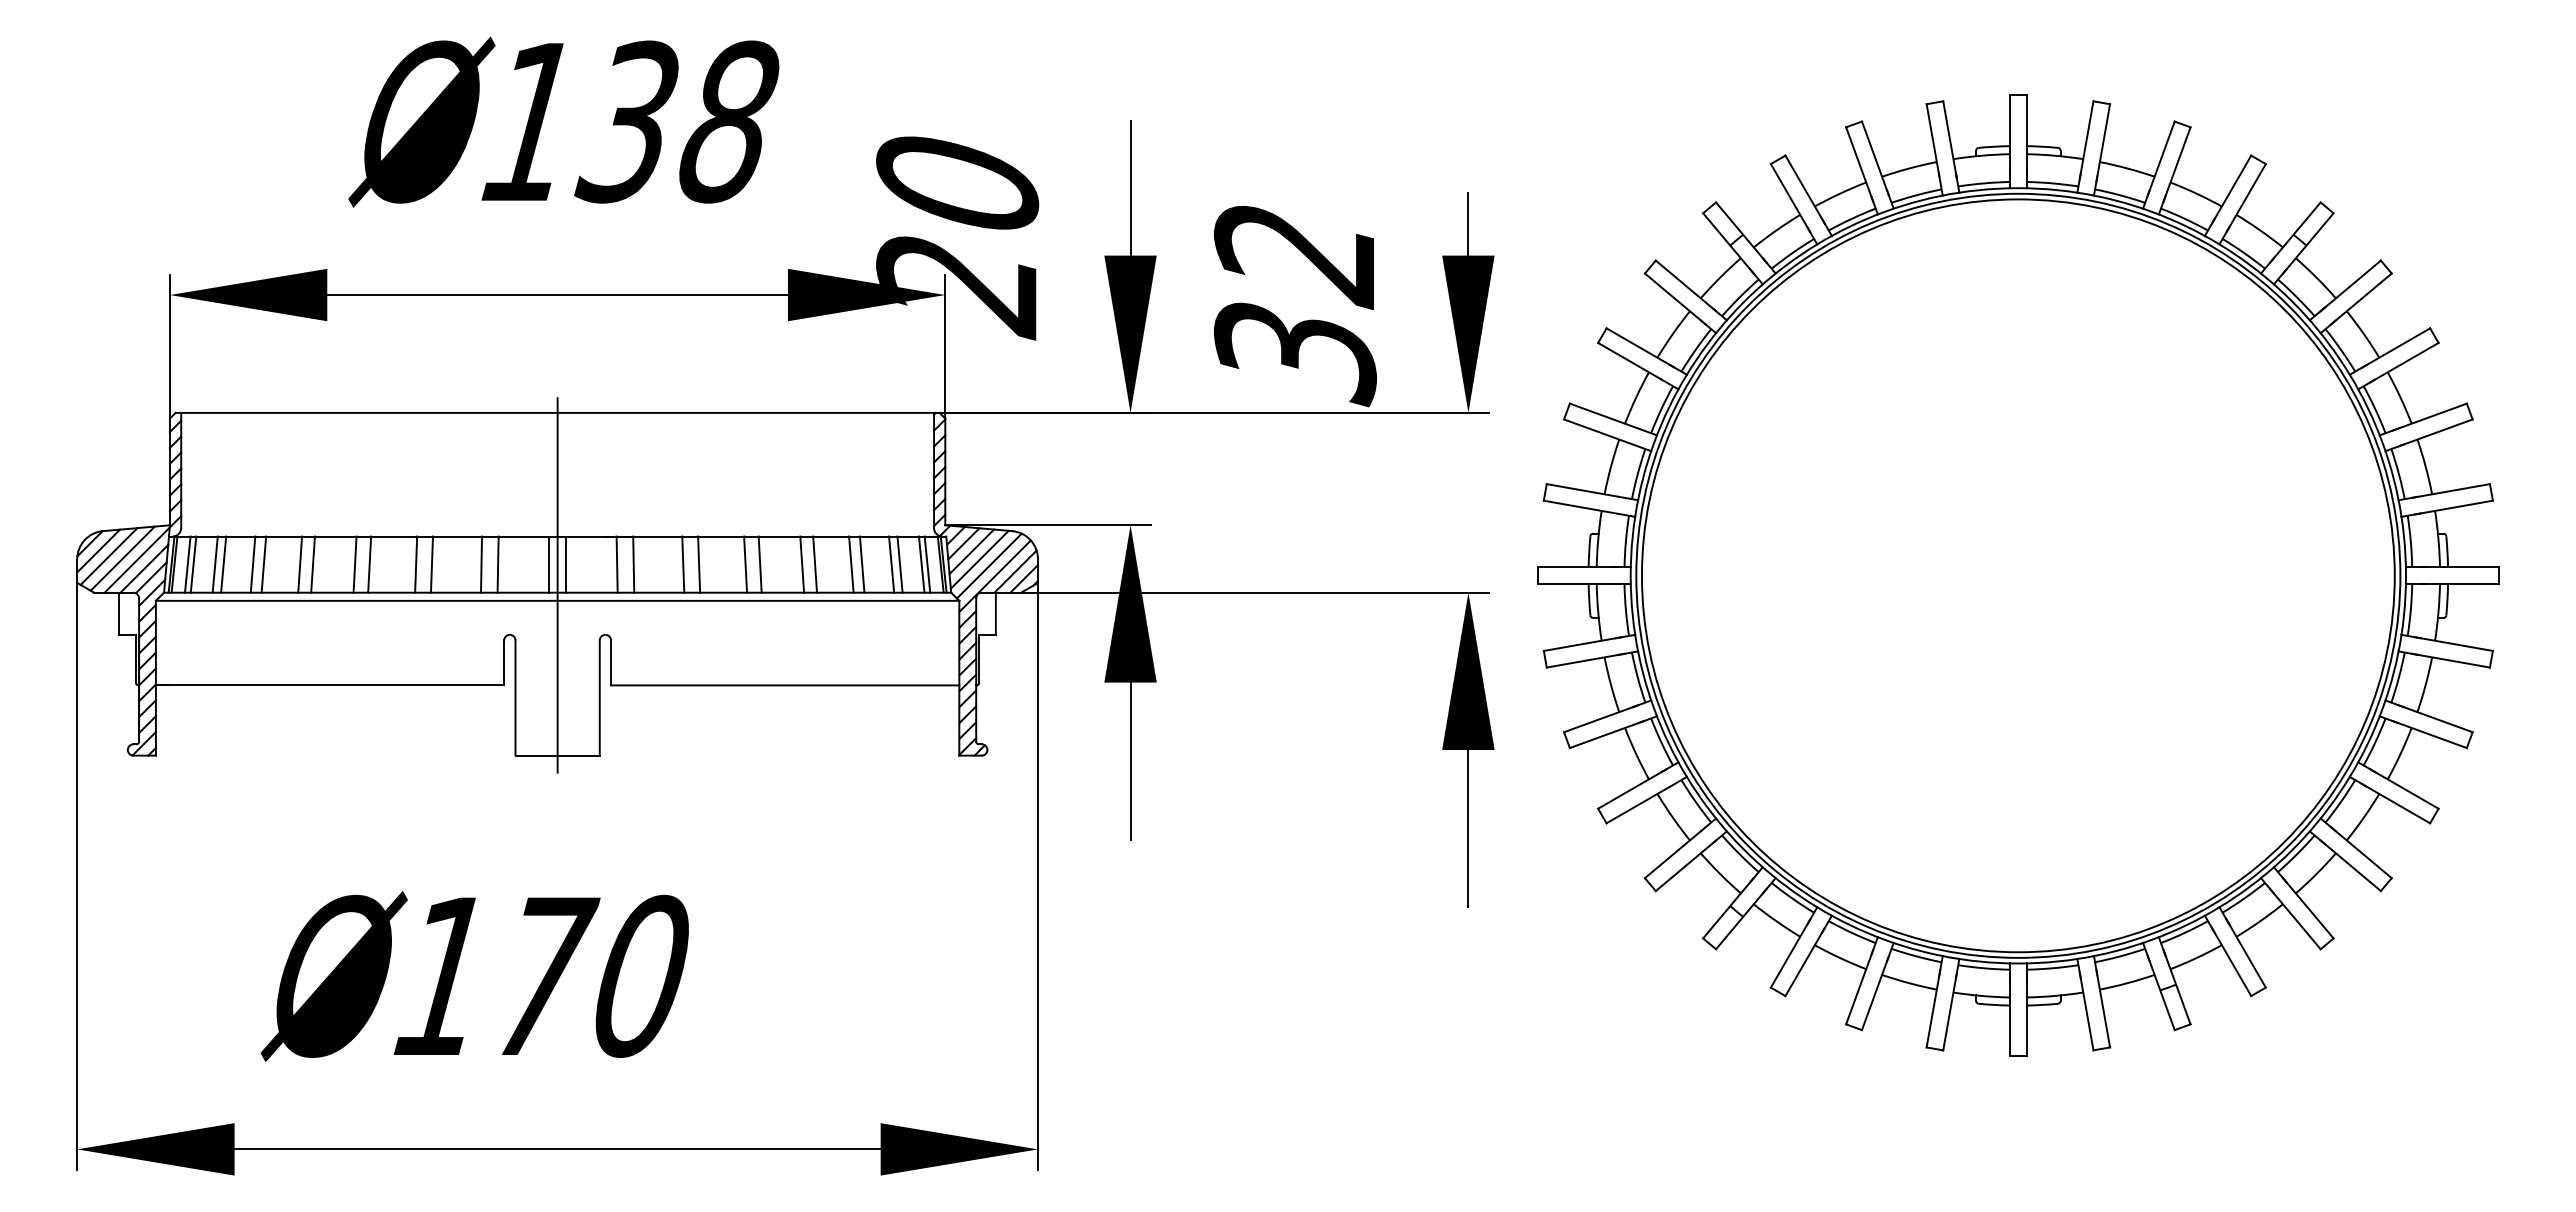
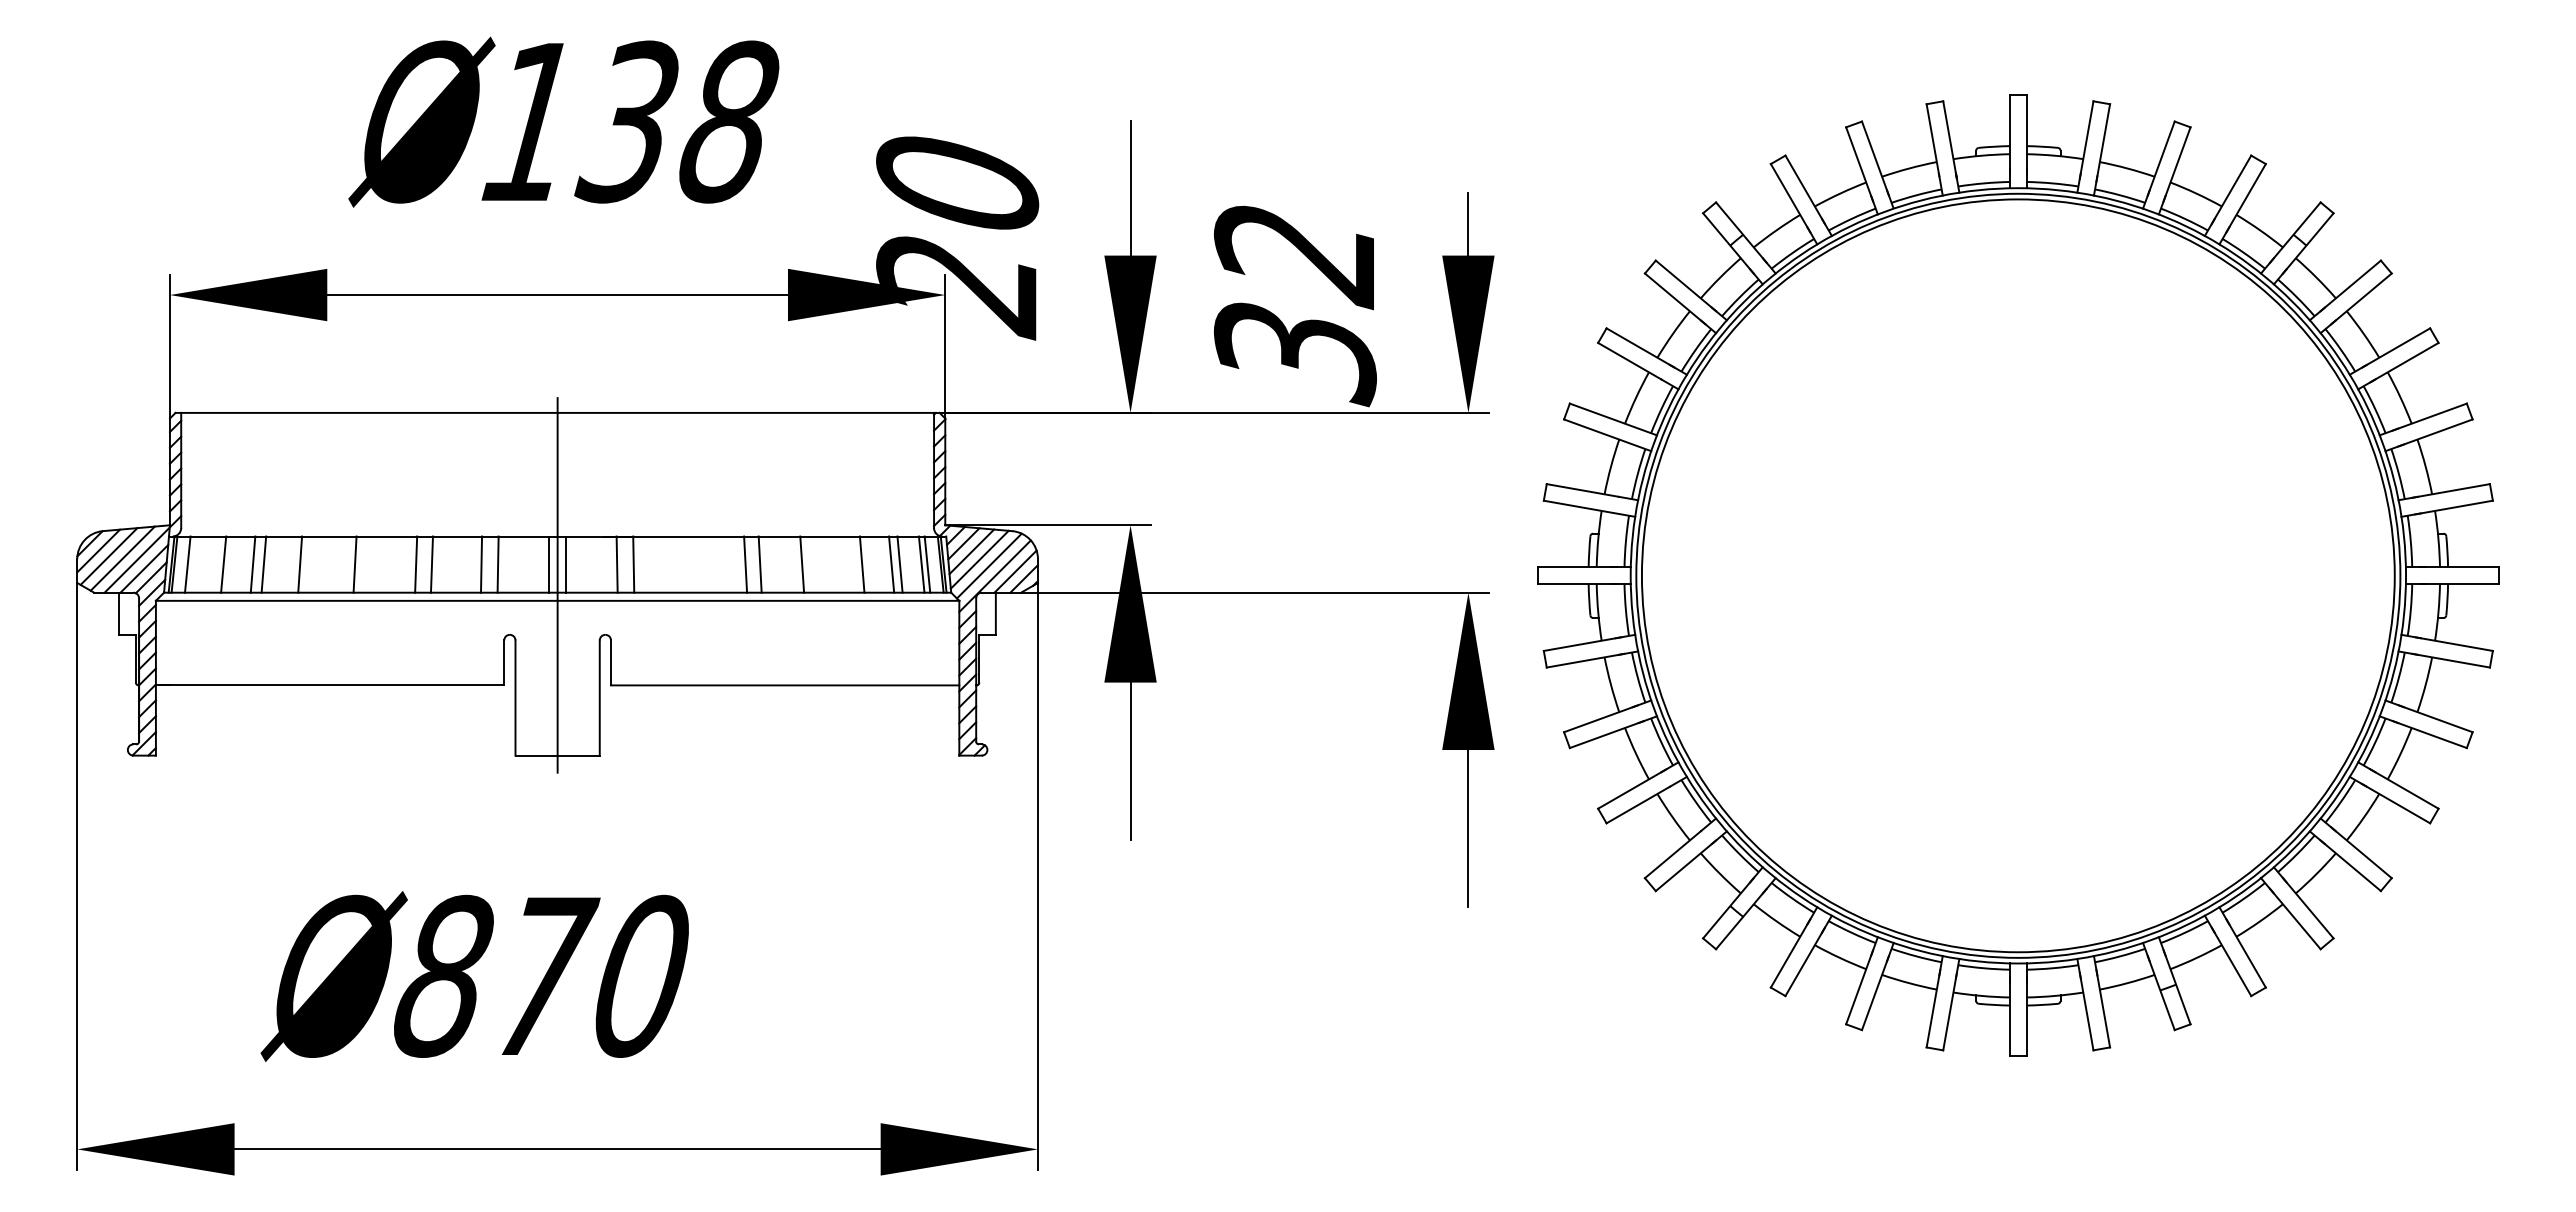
line: present -> none (193, 564)
line: present -> none (214, 564)
line: present -> none (312, 564)
line: present -> none (369, 564)
line: present -> none (683, 564)
line: present -> none (699, 564)
line: present -> none (815, 564)
line: present -> none (851, 564)
text: Ø170 -> Ø870 (443, 975)
